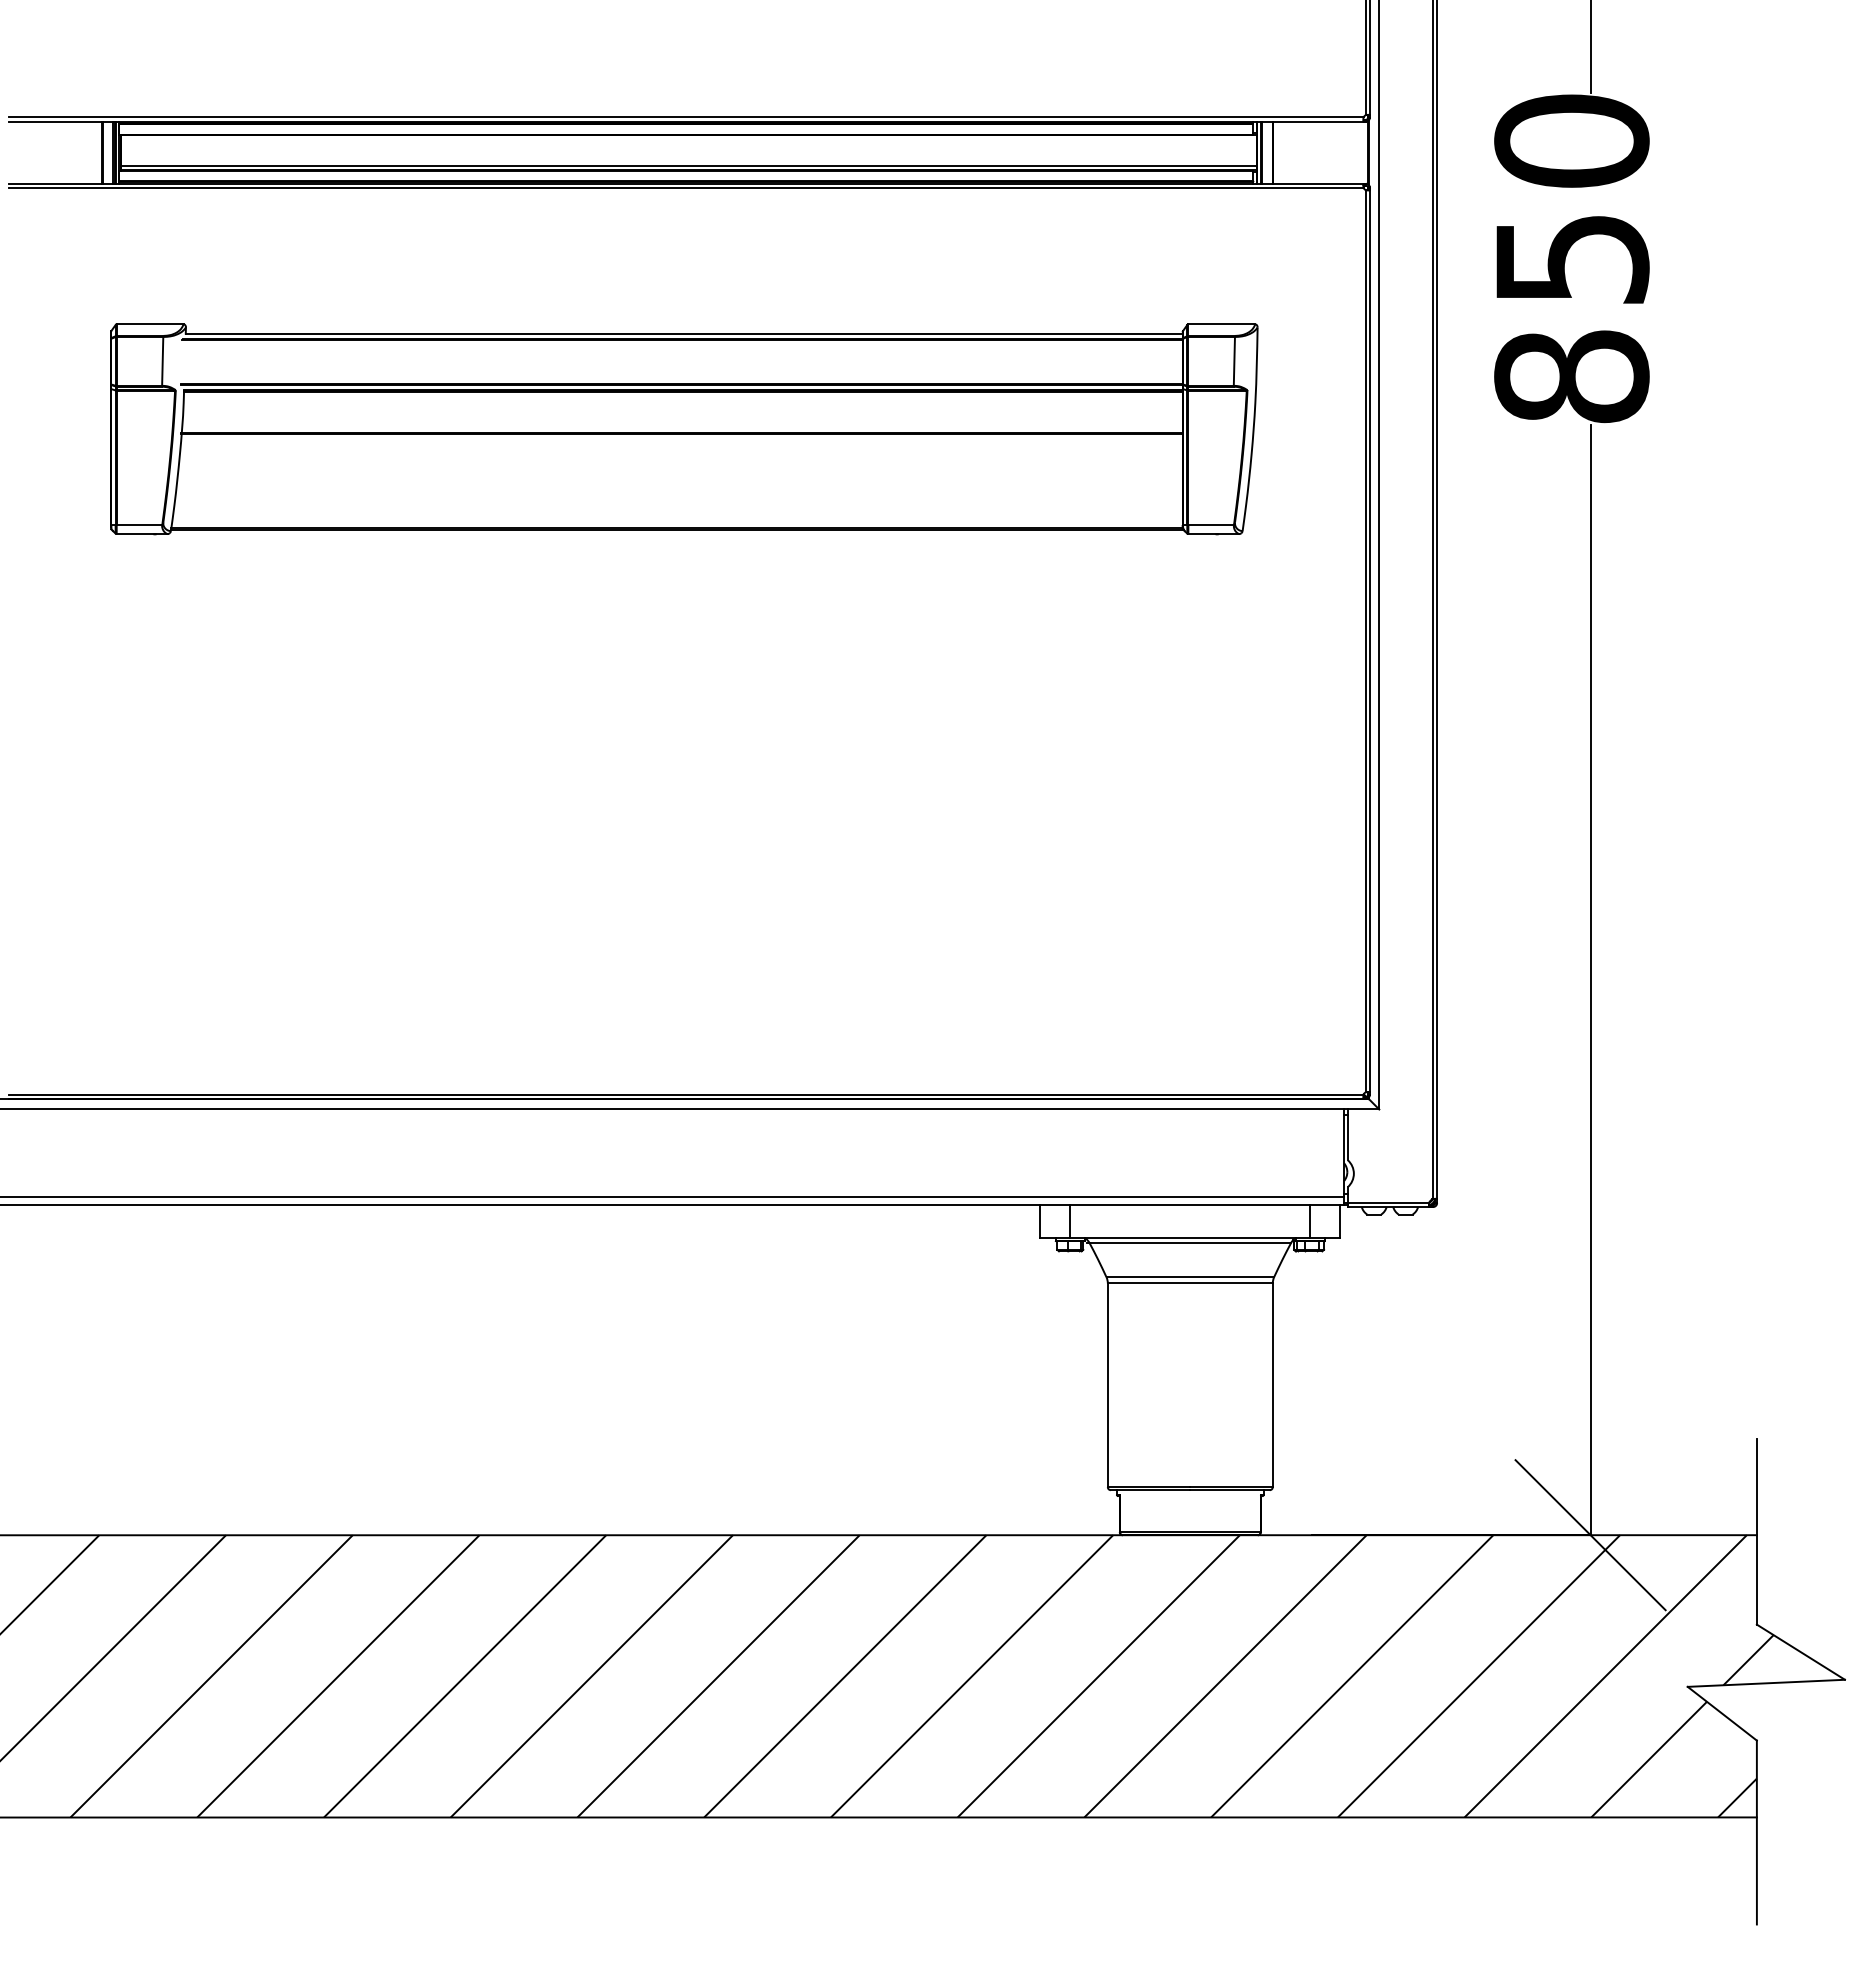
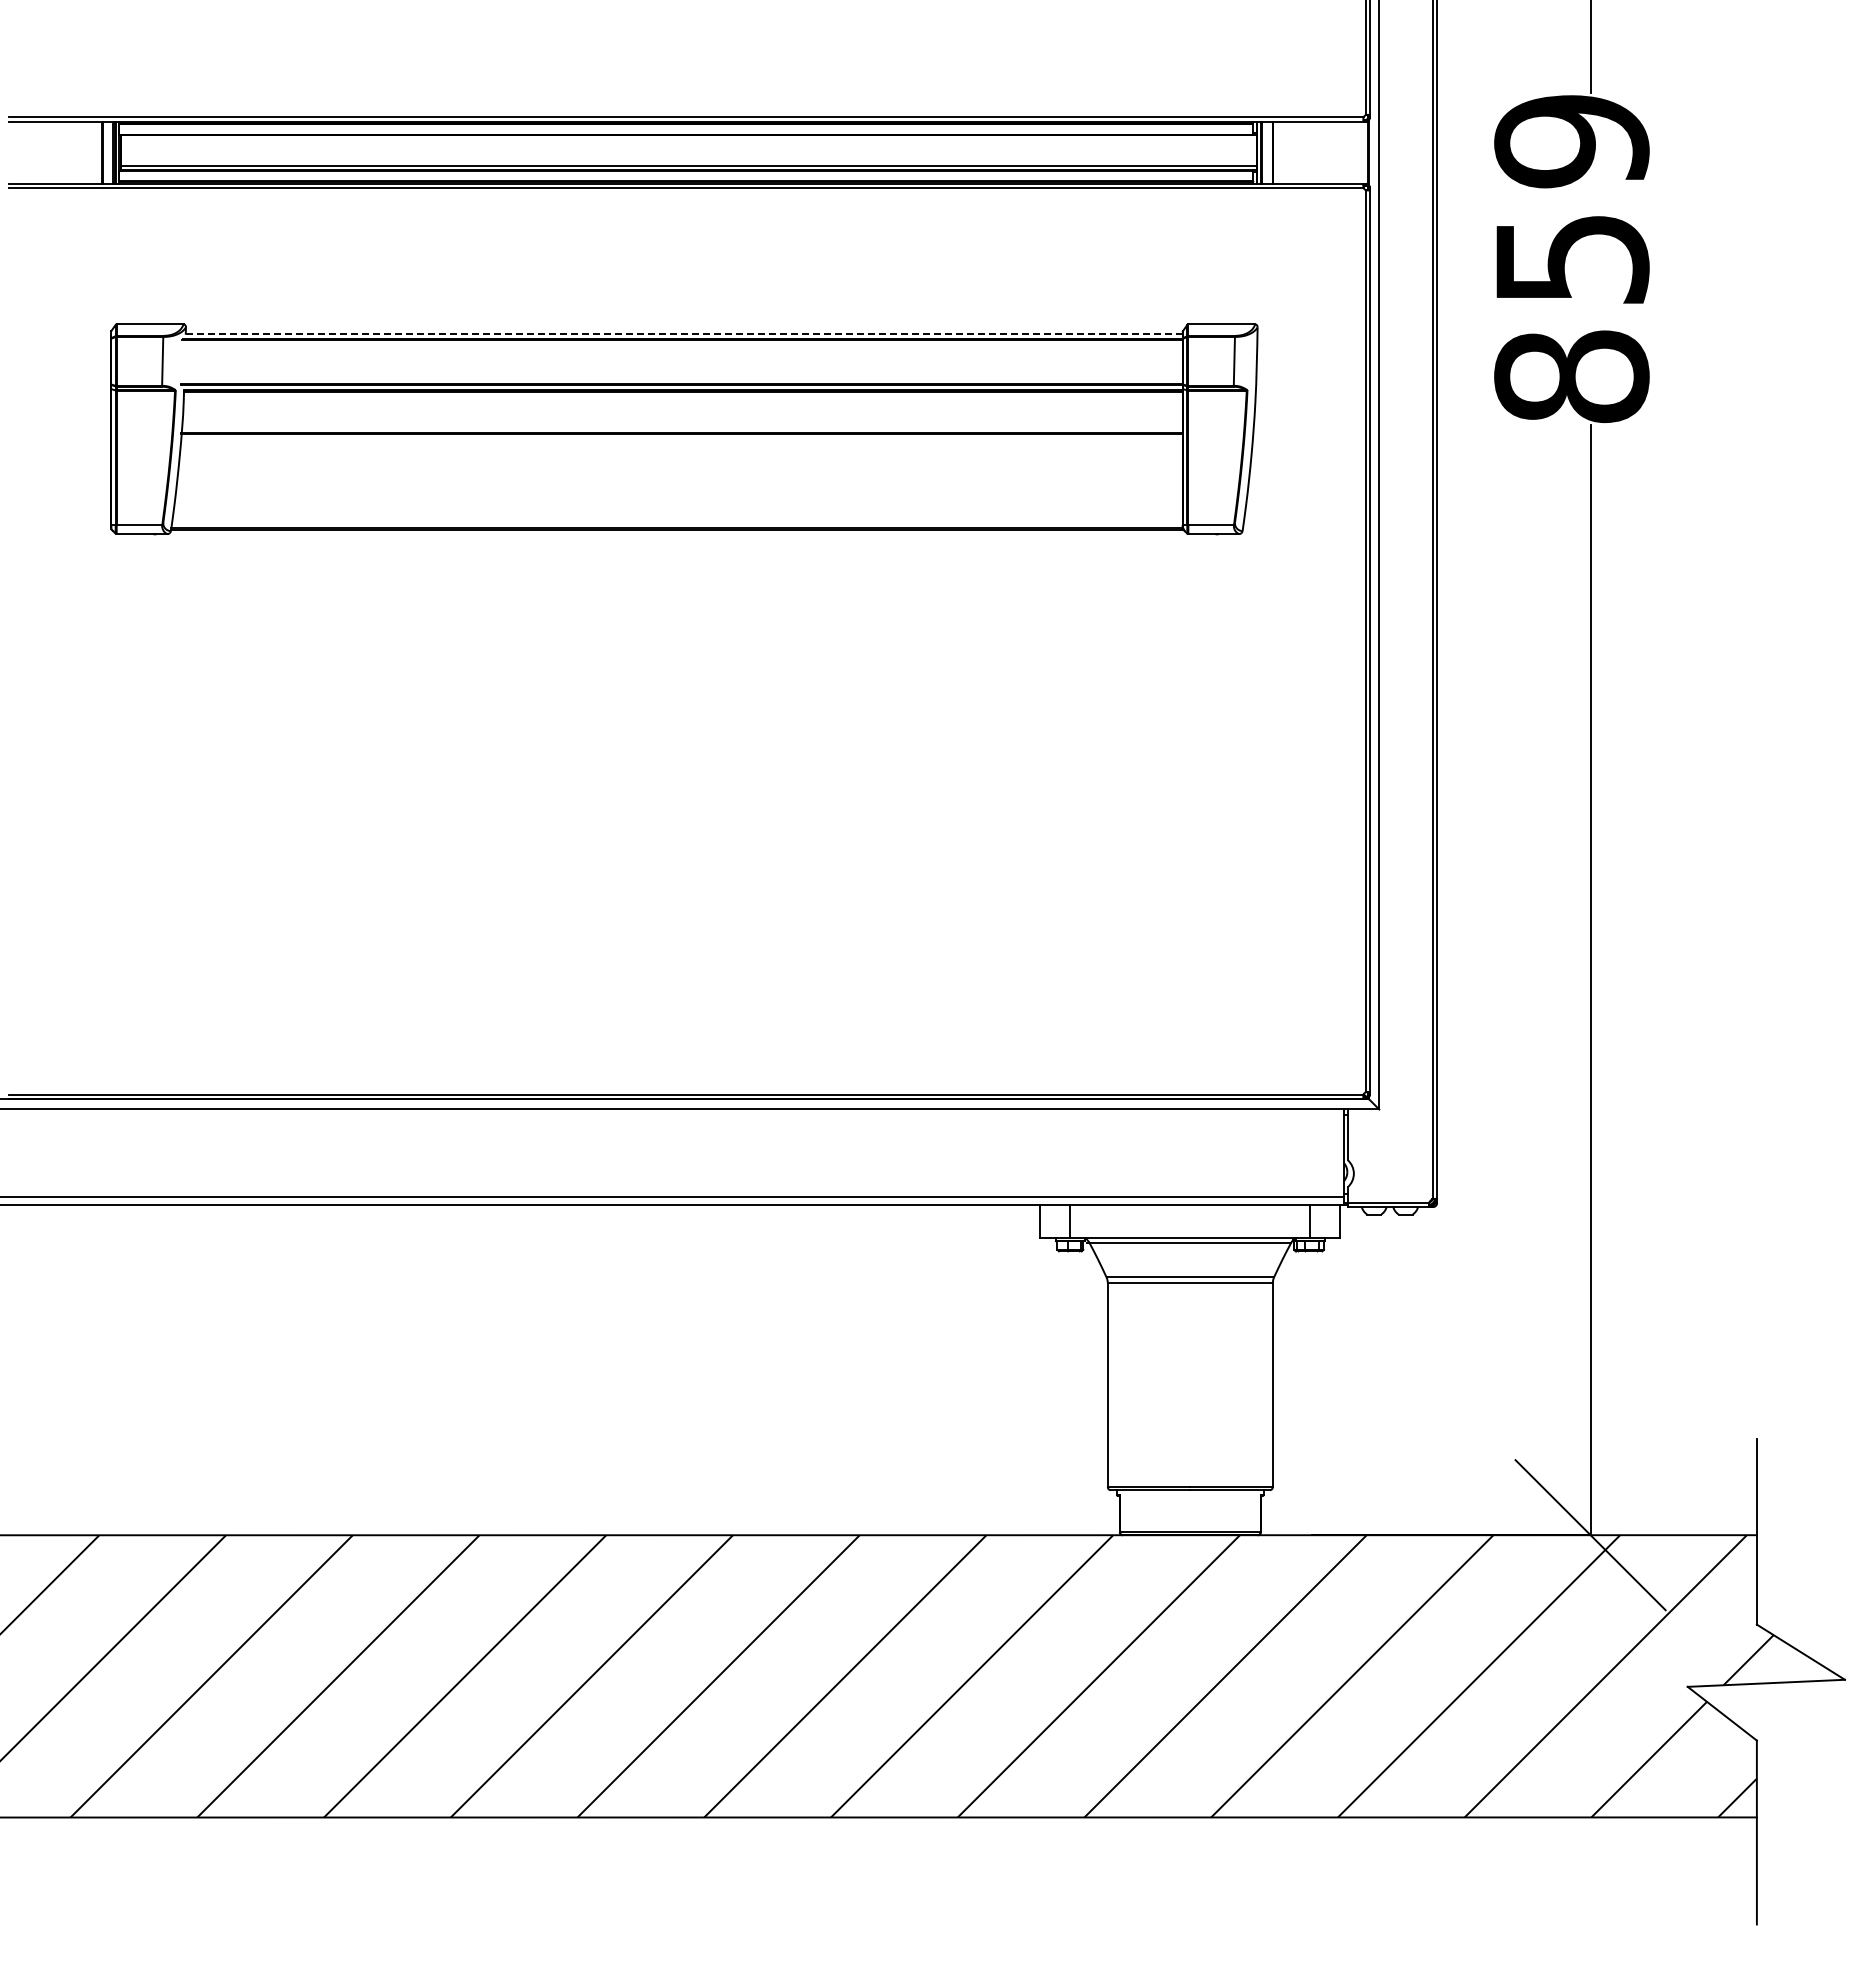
text: 850 -> 859 (1571, 141)
line: solid -> dashed (684, 333)
